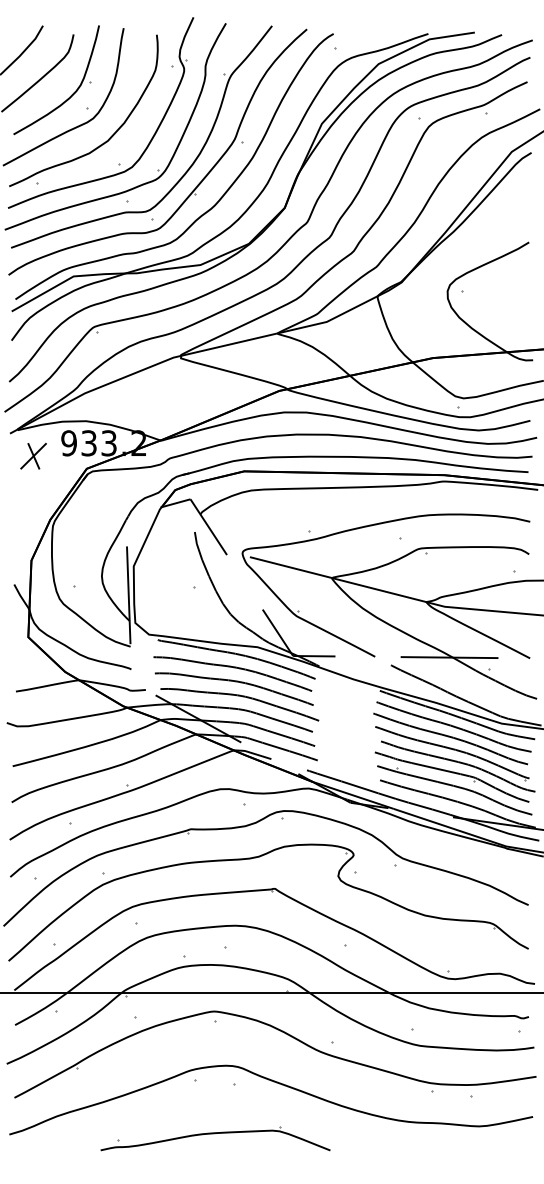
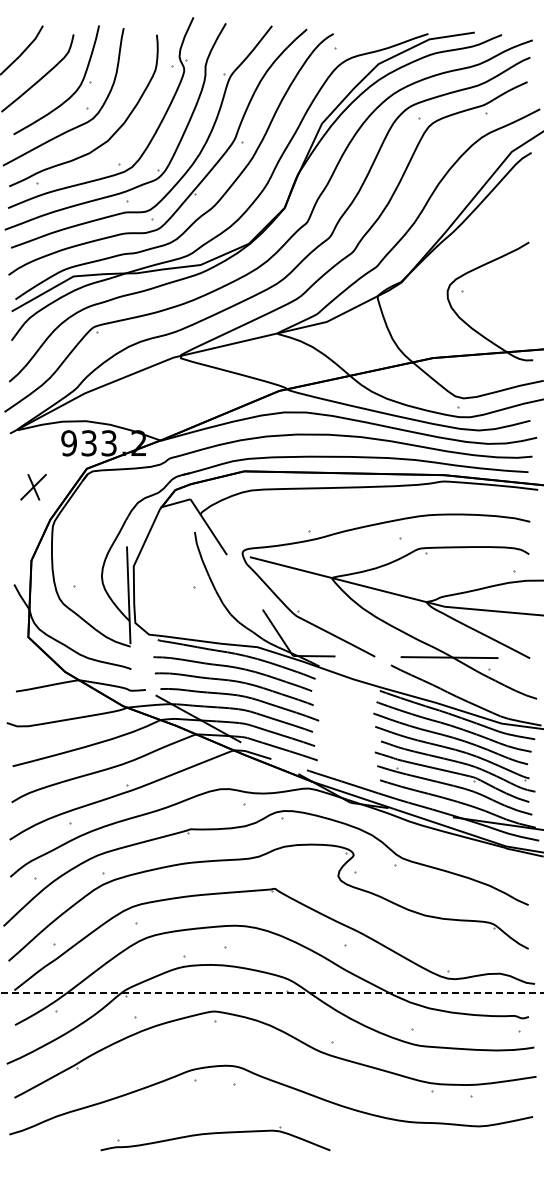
part position: (33, 456) -> (33, 487) (33, 487)
line: solid -> dashed (272, 993)
